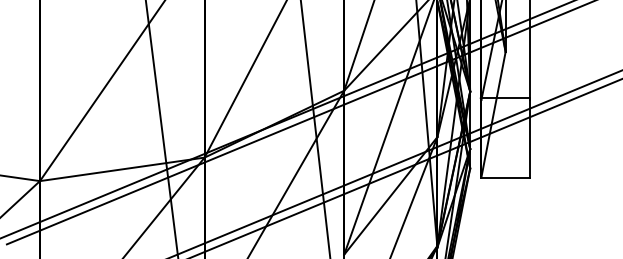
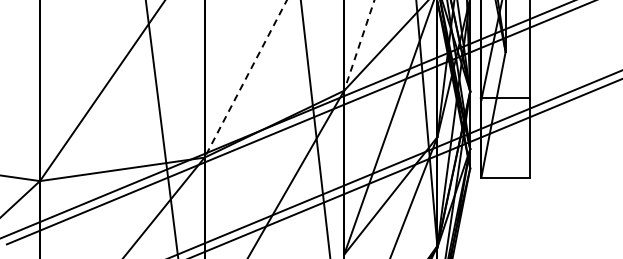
line: solid -> dashed (359, 46)
line: solid -> dashed (245, 79)
